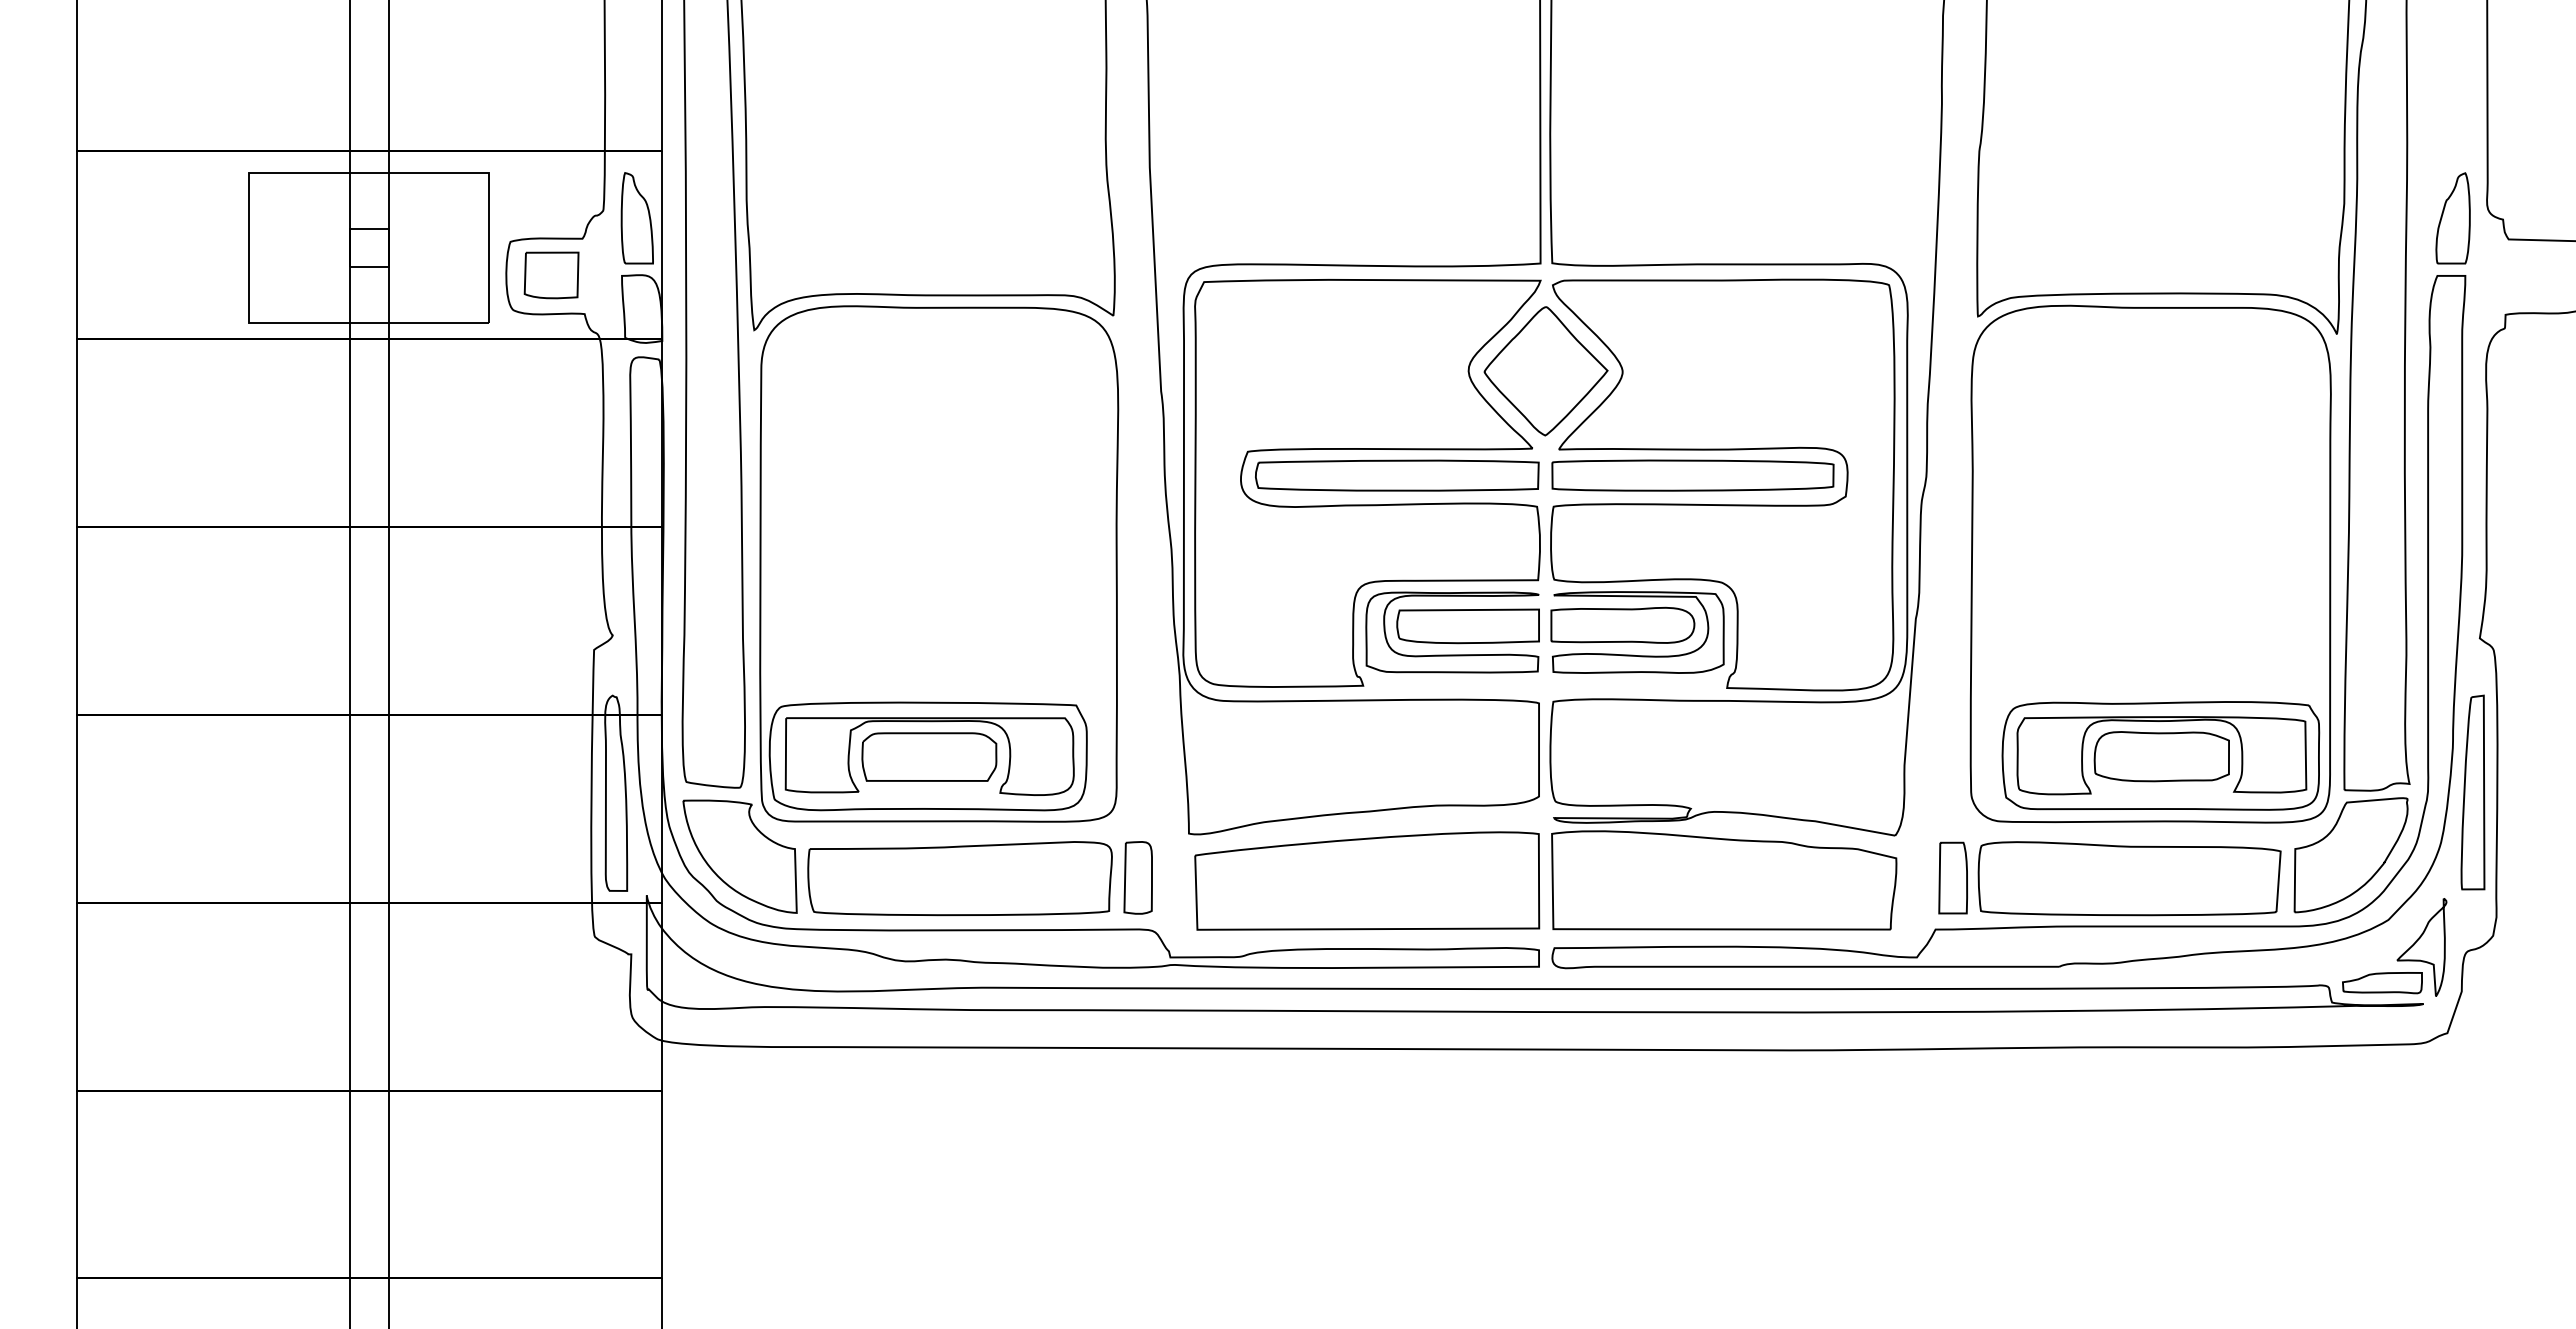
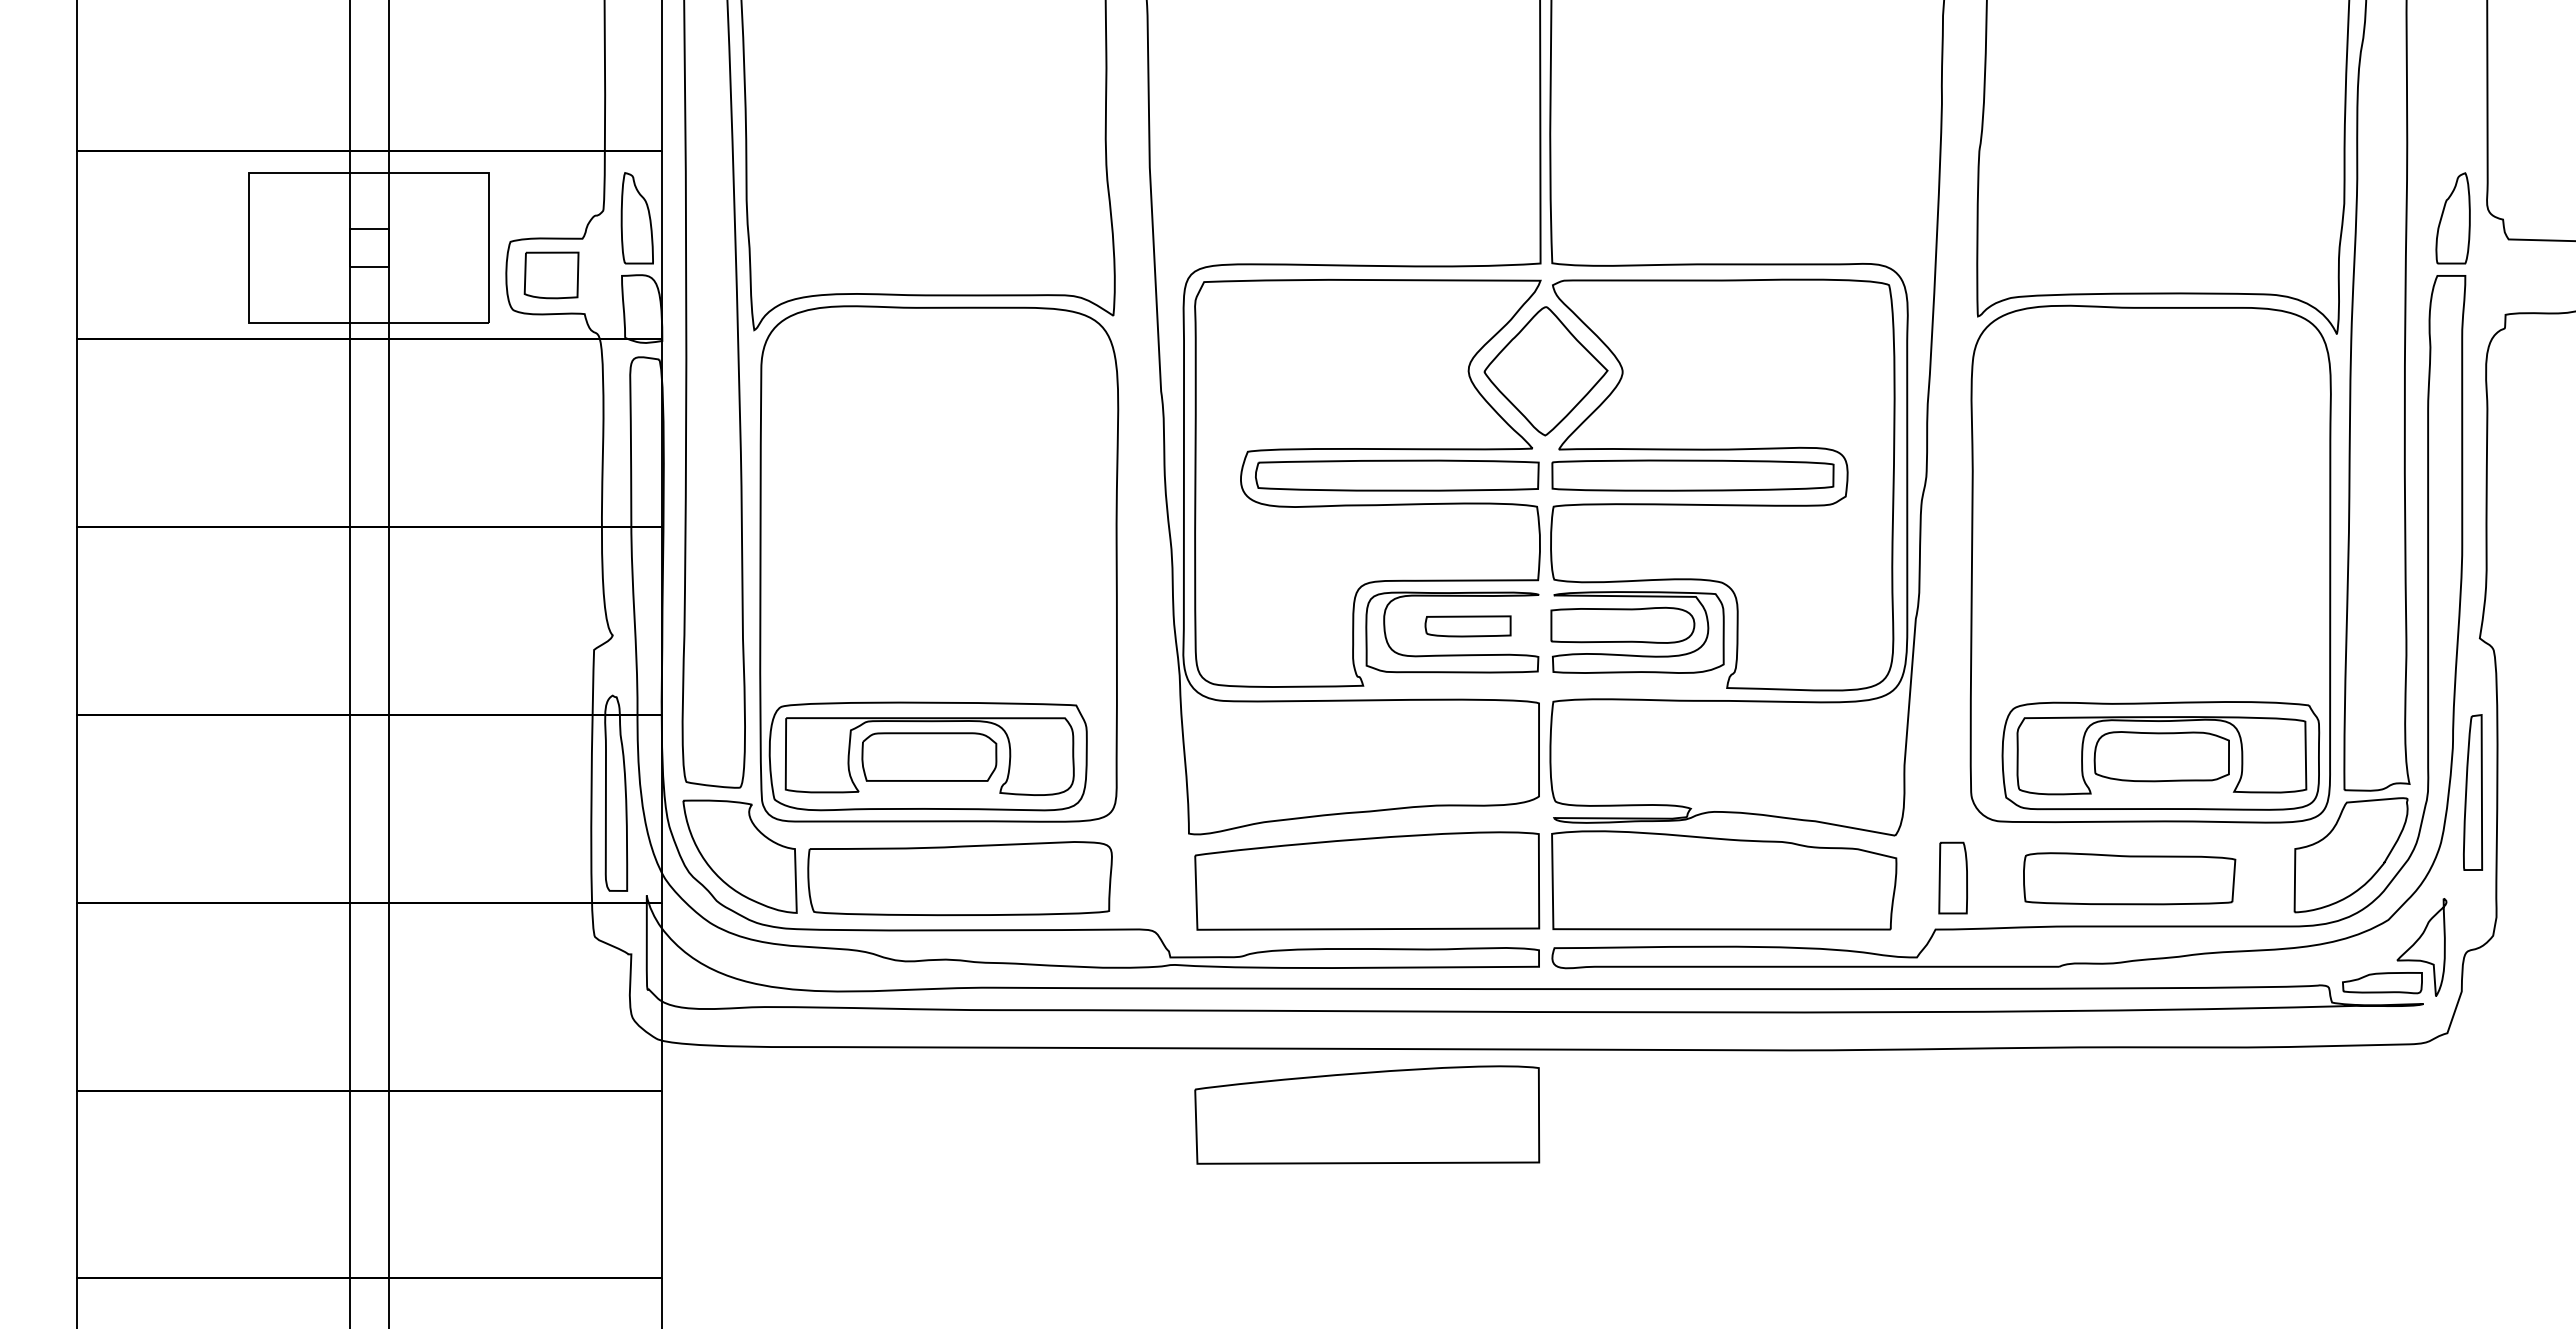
part size: 144x37 px -> 88x23 px (1467, 626)
part size: 26x197 px -> 20x157 px (2472, 792)
part: present -> none (1137, 877)
part size: 305x76 px -> 214x54 px (2129, 878)
part: none -> present (1367, 1114)
